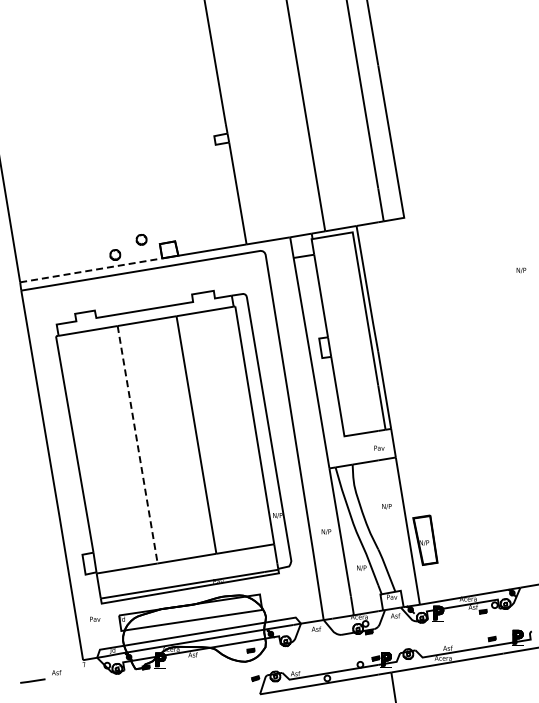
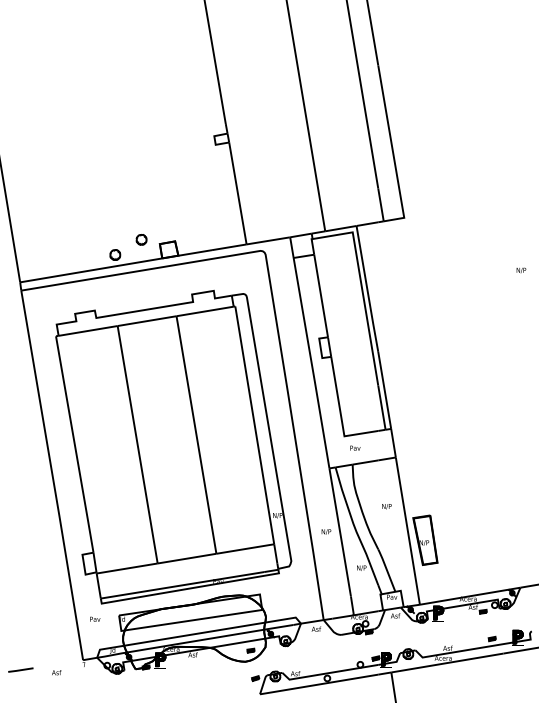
line: dashed -> solid (91, 270)
line: dashed -> solid (137, 446)
text position: (379, 447) -> (355, 447) (355, 447)
line position: (32, 680) -> (20, 669) (20, 669)
